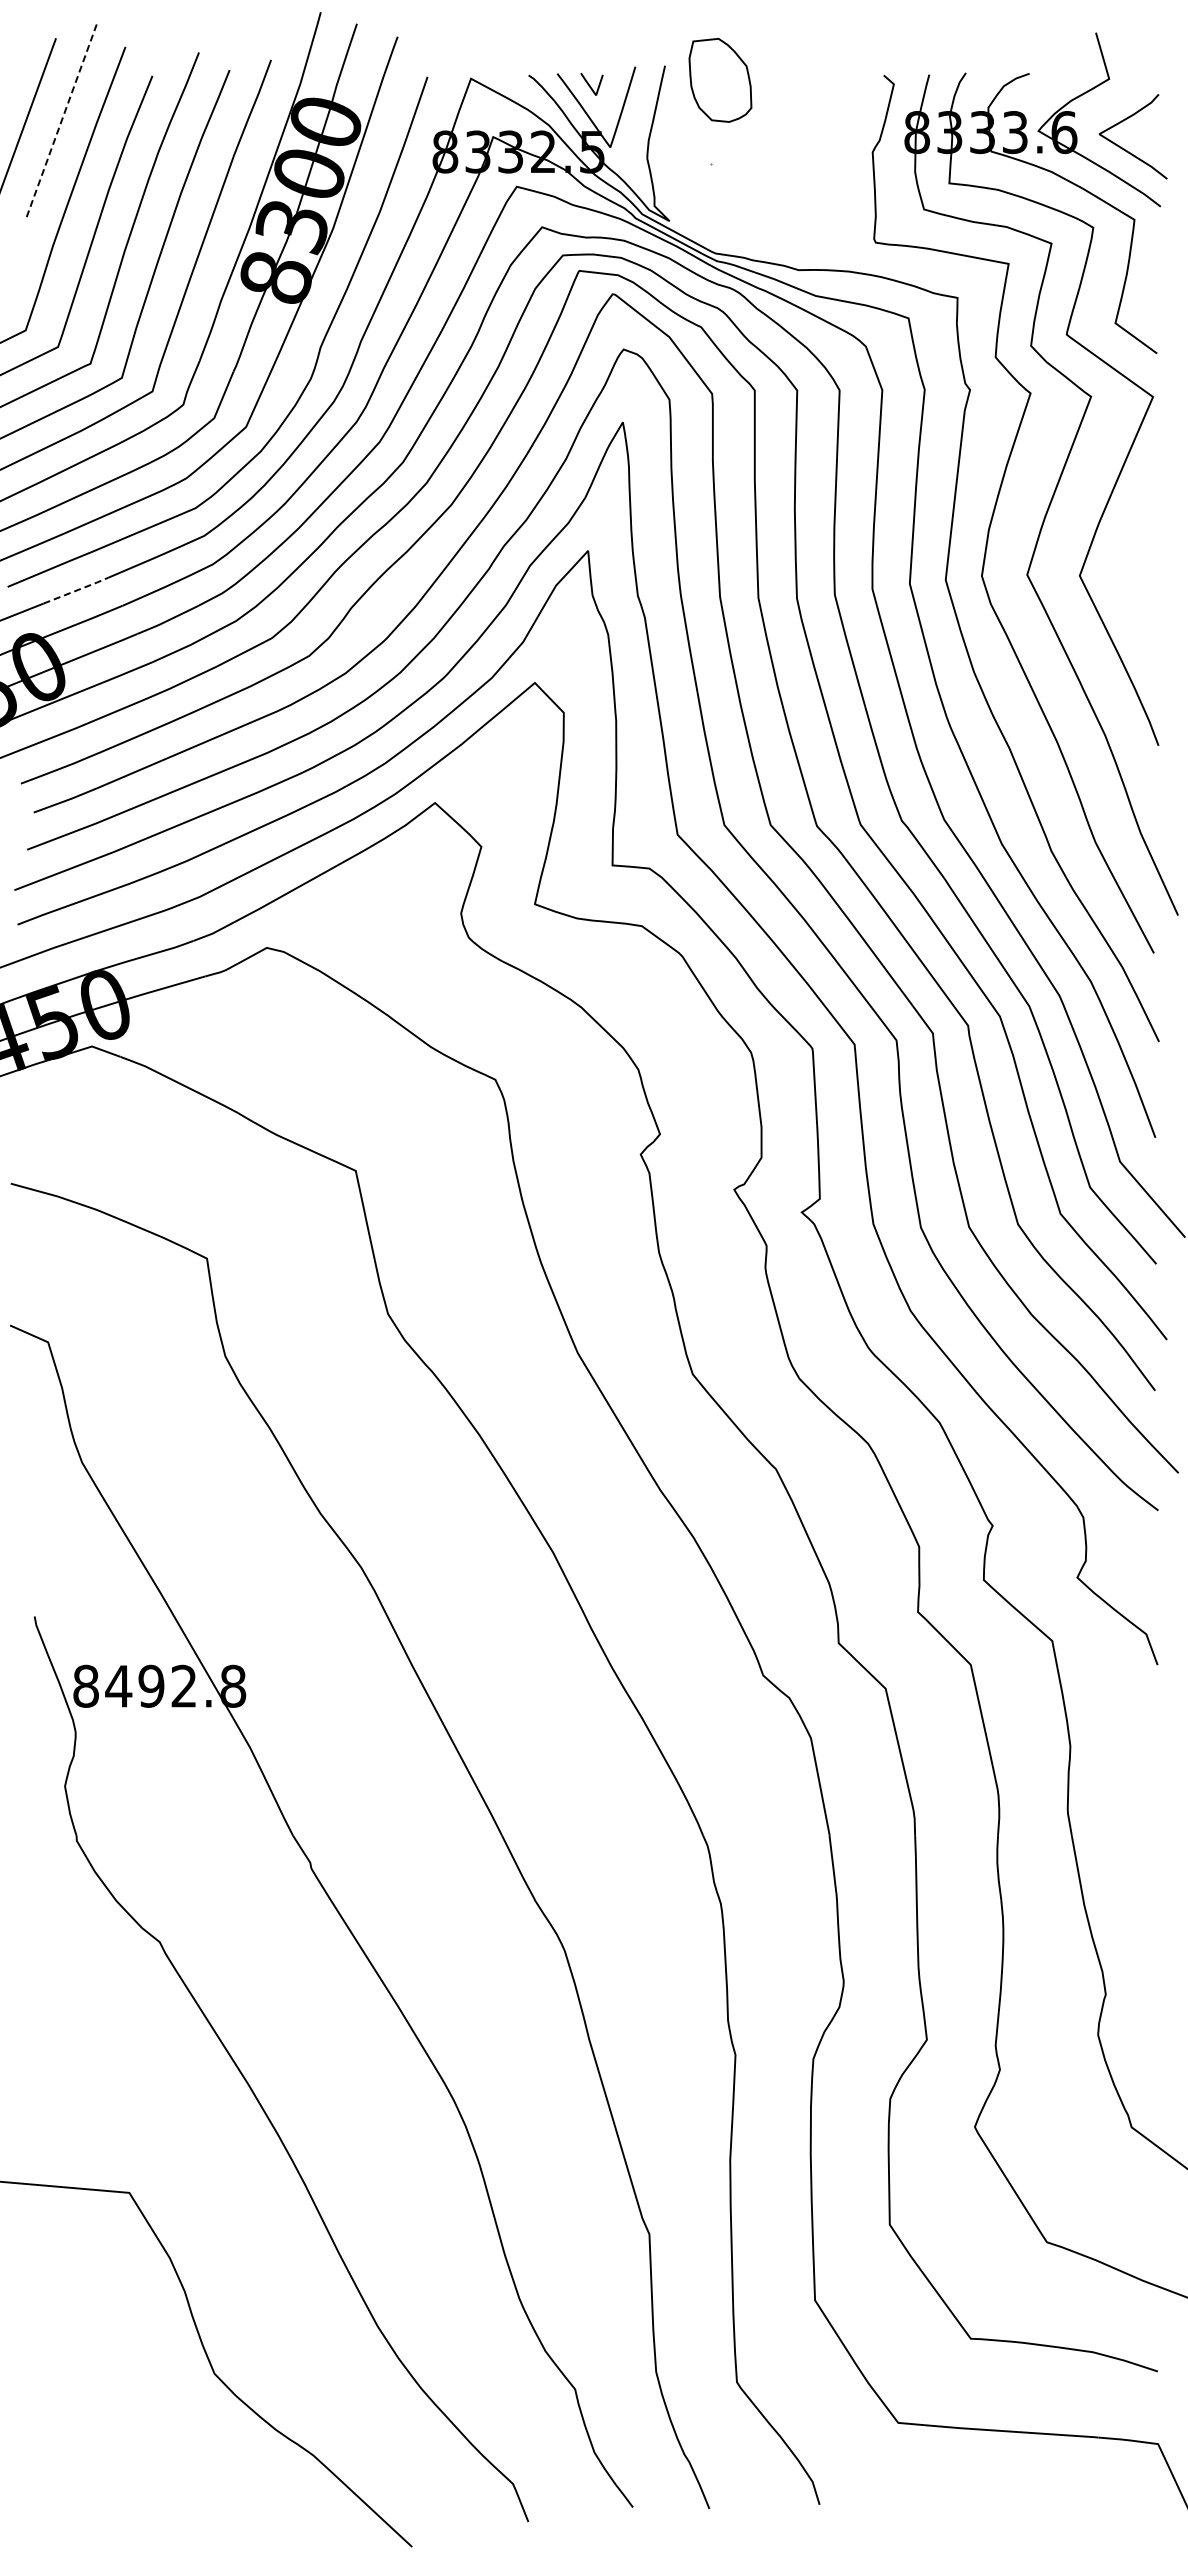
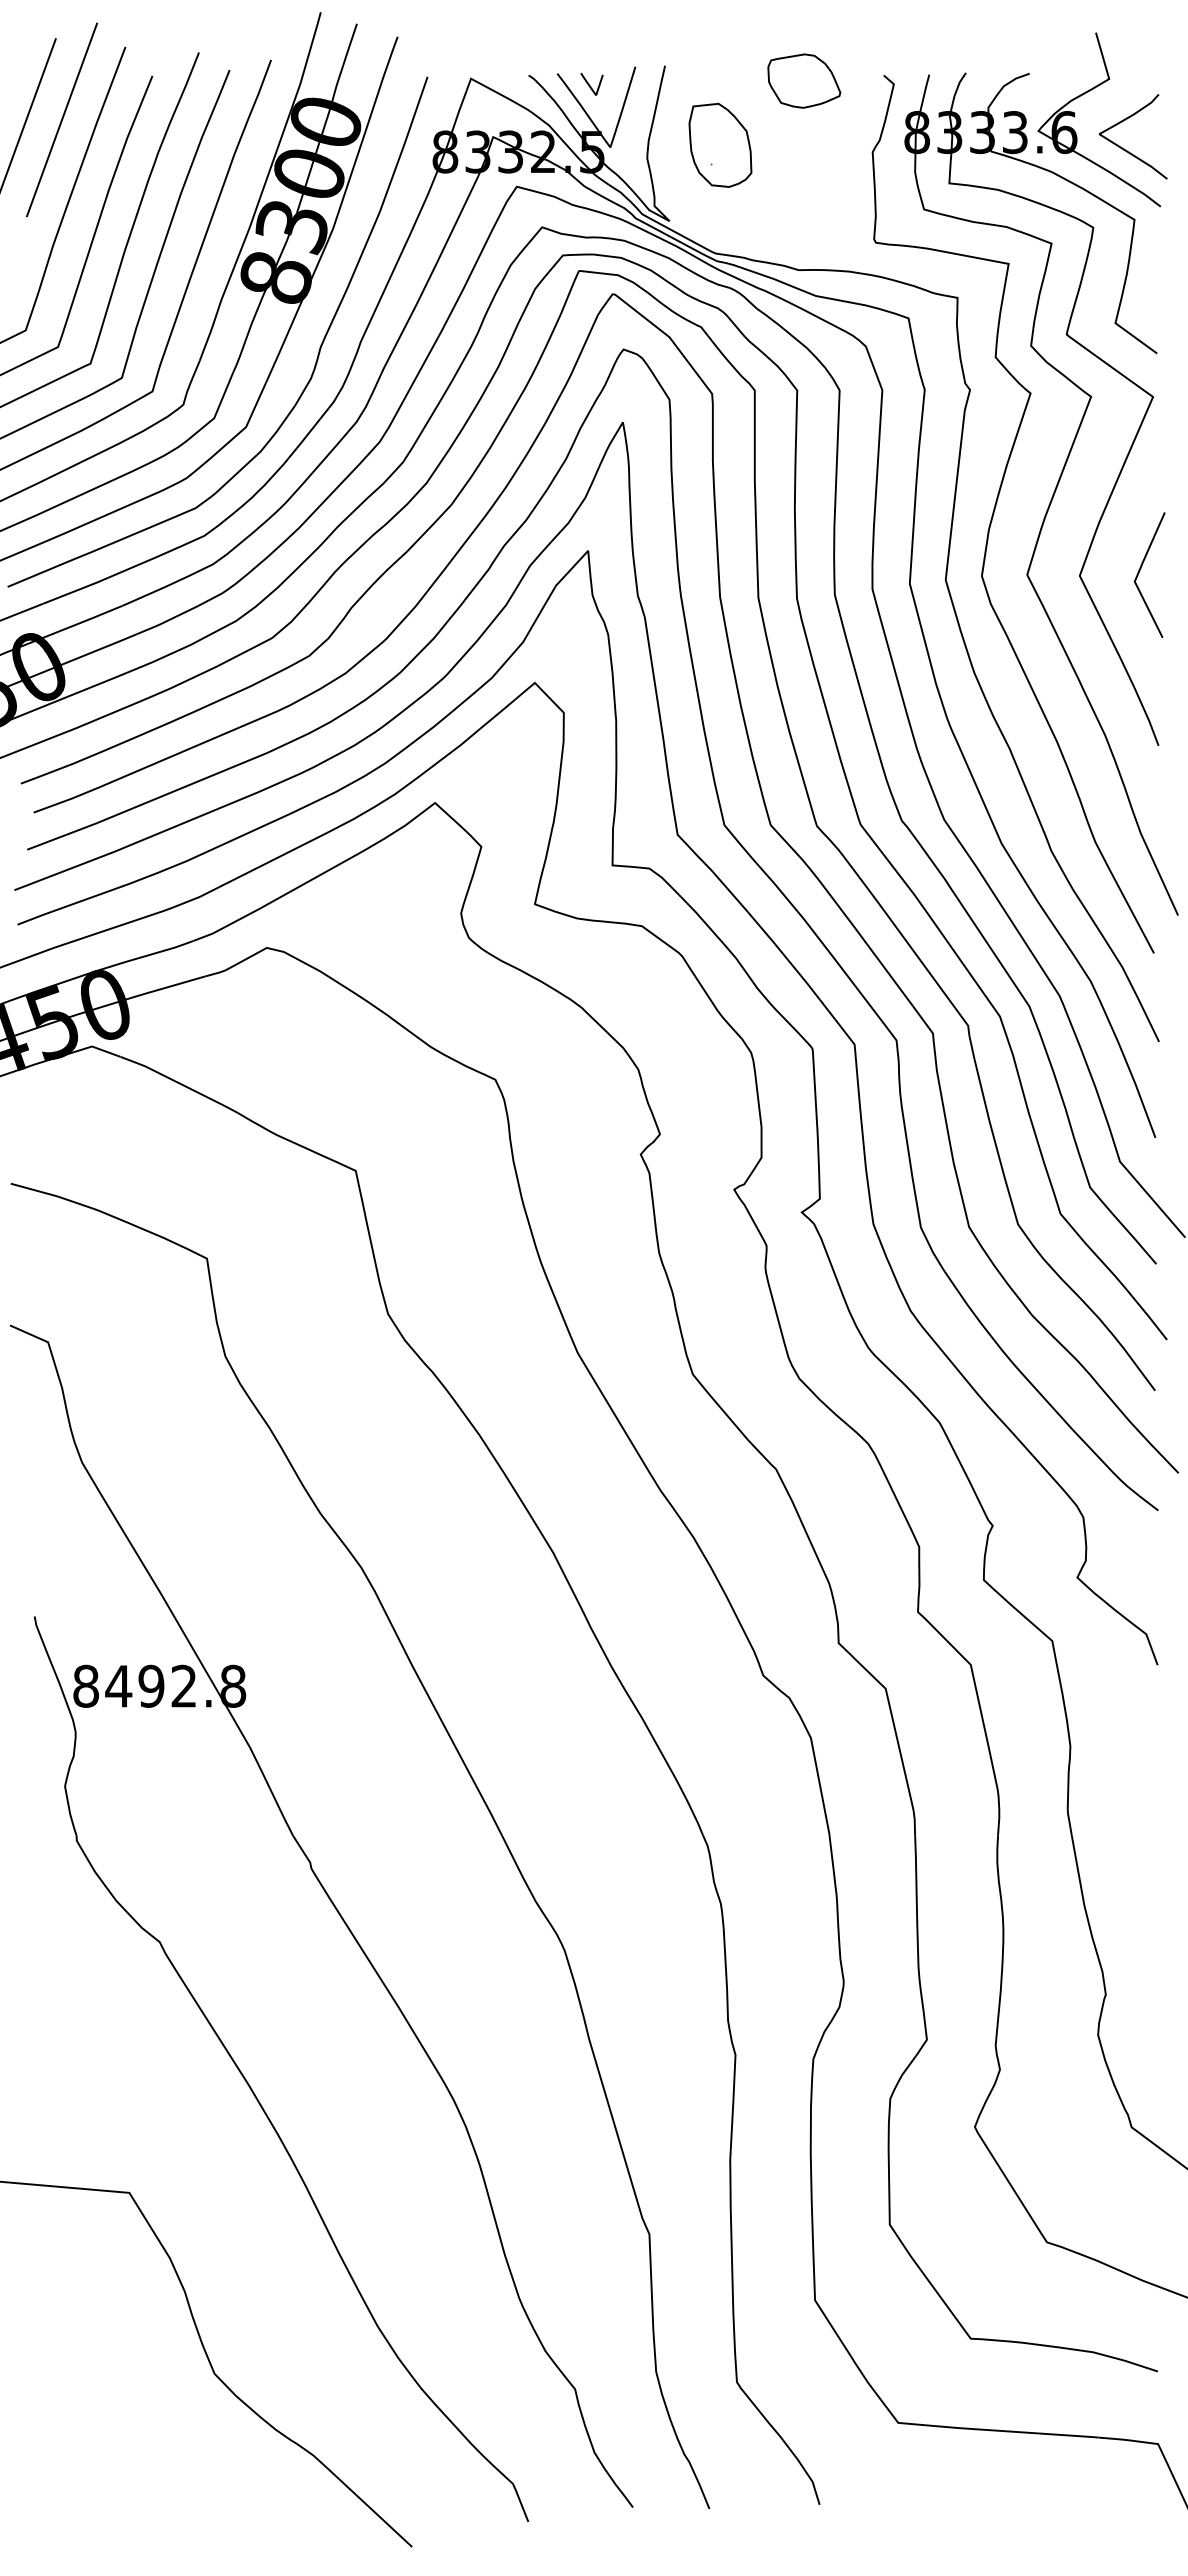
part position: (720, 79) -> (720, 144) (720, 144)
part: none -> present (804, 80)
line: dashed -> solid (62, 119)
line: none -> present (1140, 571)
line: dashed -> solid (76, 590)
